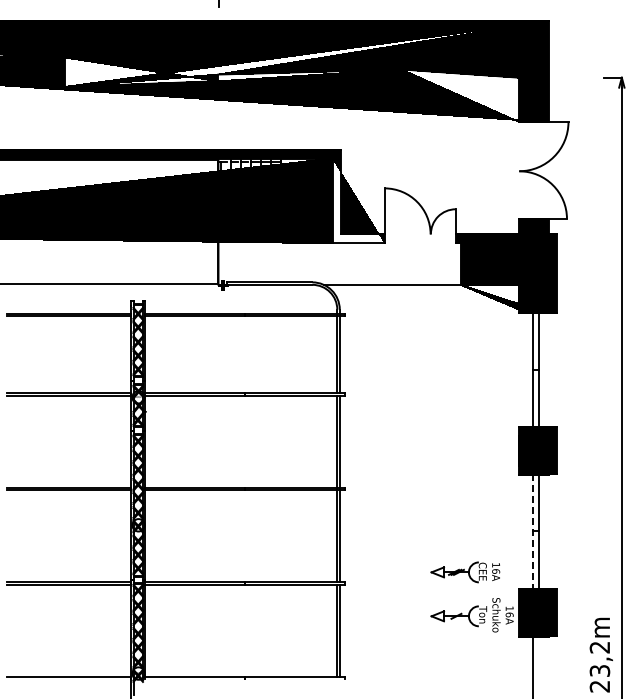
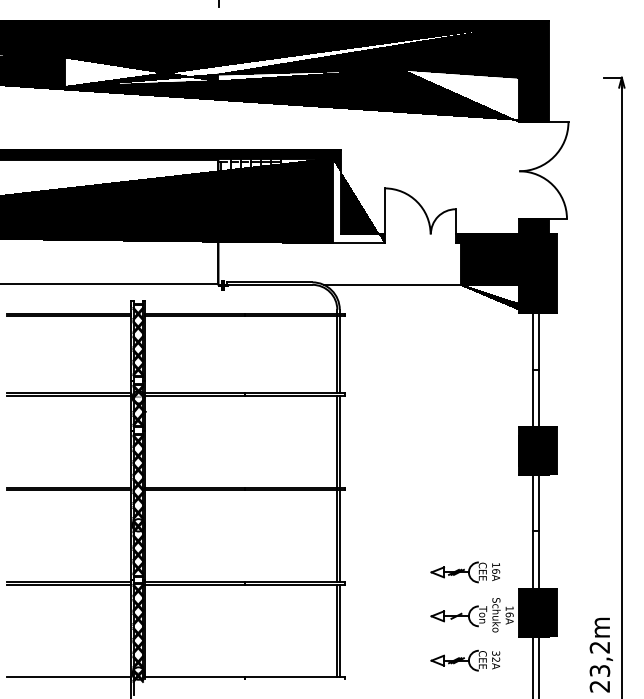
line: dashed -> solid (533, 531)
part: none -> present (465, 660)
line: none -> present (539, 665)
